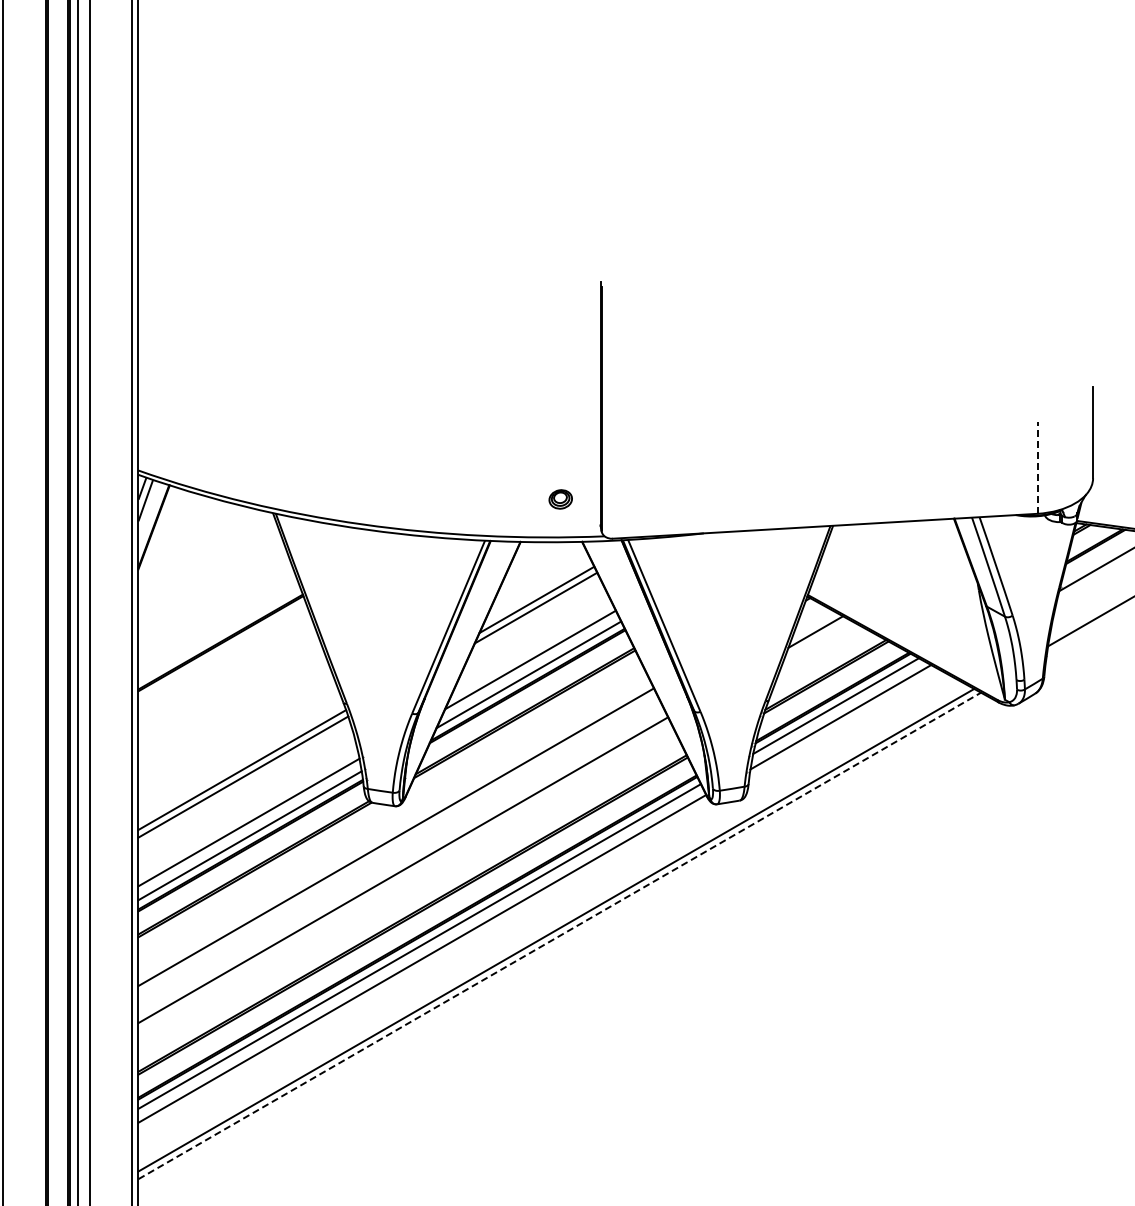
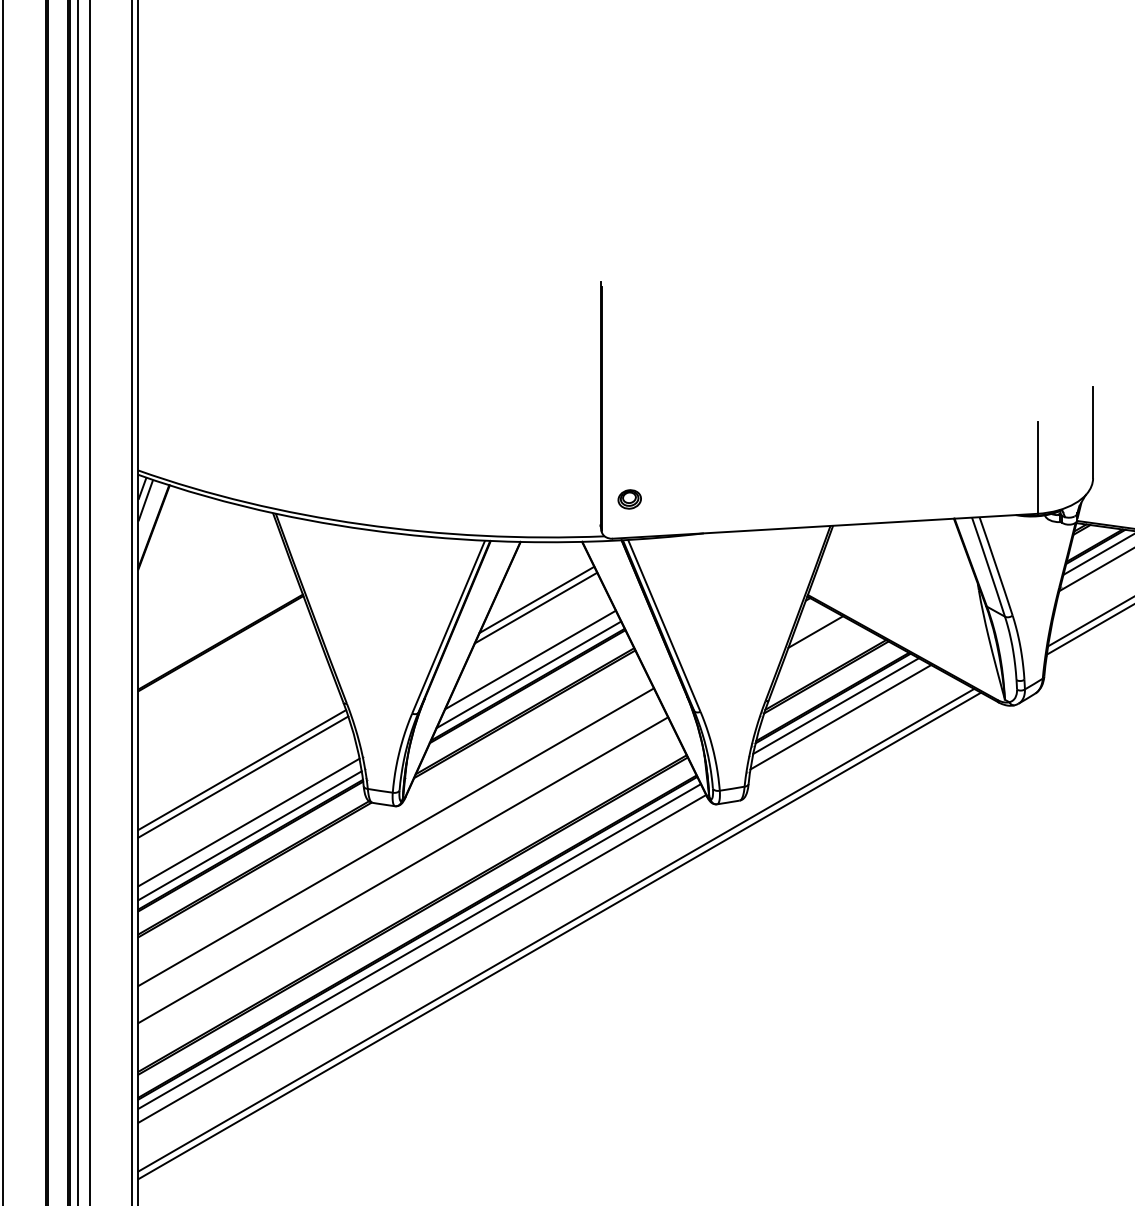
line: dashed -> solid (1037, 468)
part position: (560, 499) -> (629, 499) (629, 499)
line: none -> present (1097, 554)
line: none -> present (1088, 629)
line: dashed -> solid (560, 935)
